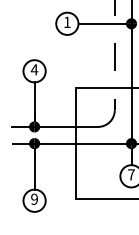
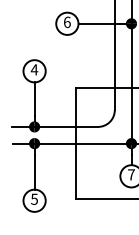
text: 1 -> 6 (67, 22)
line: dashed -> solid (114, 55)
text: 9 -> 5 (34, 198)
